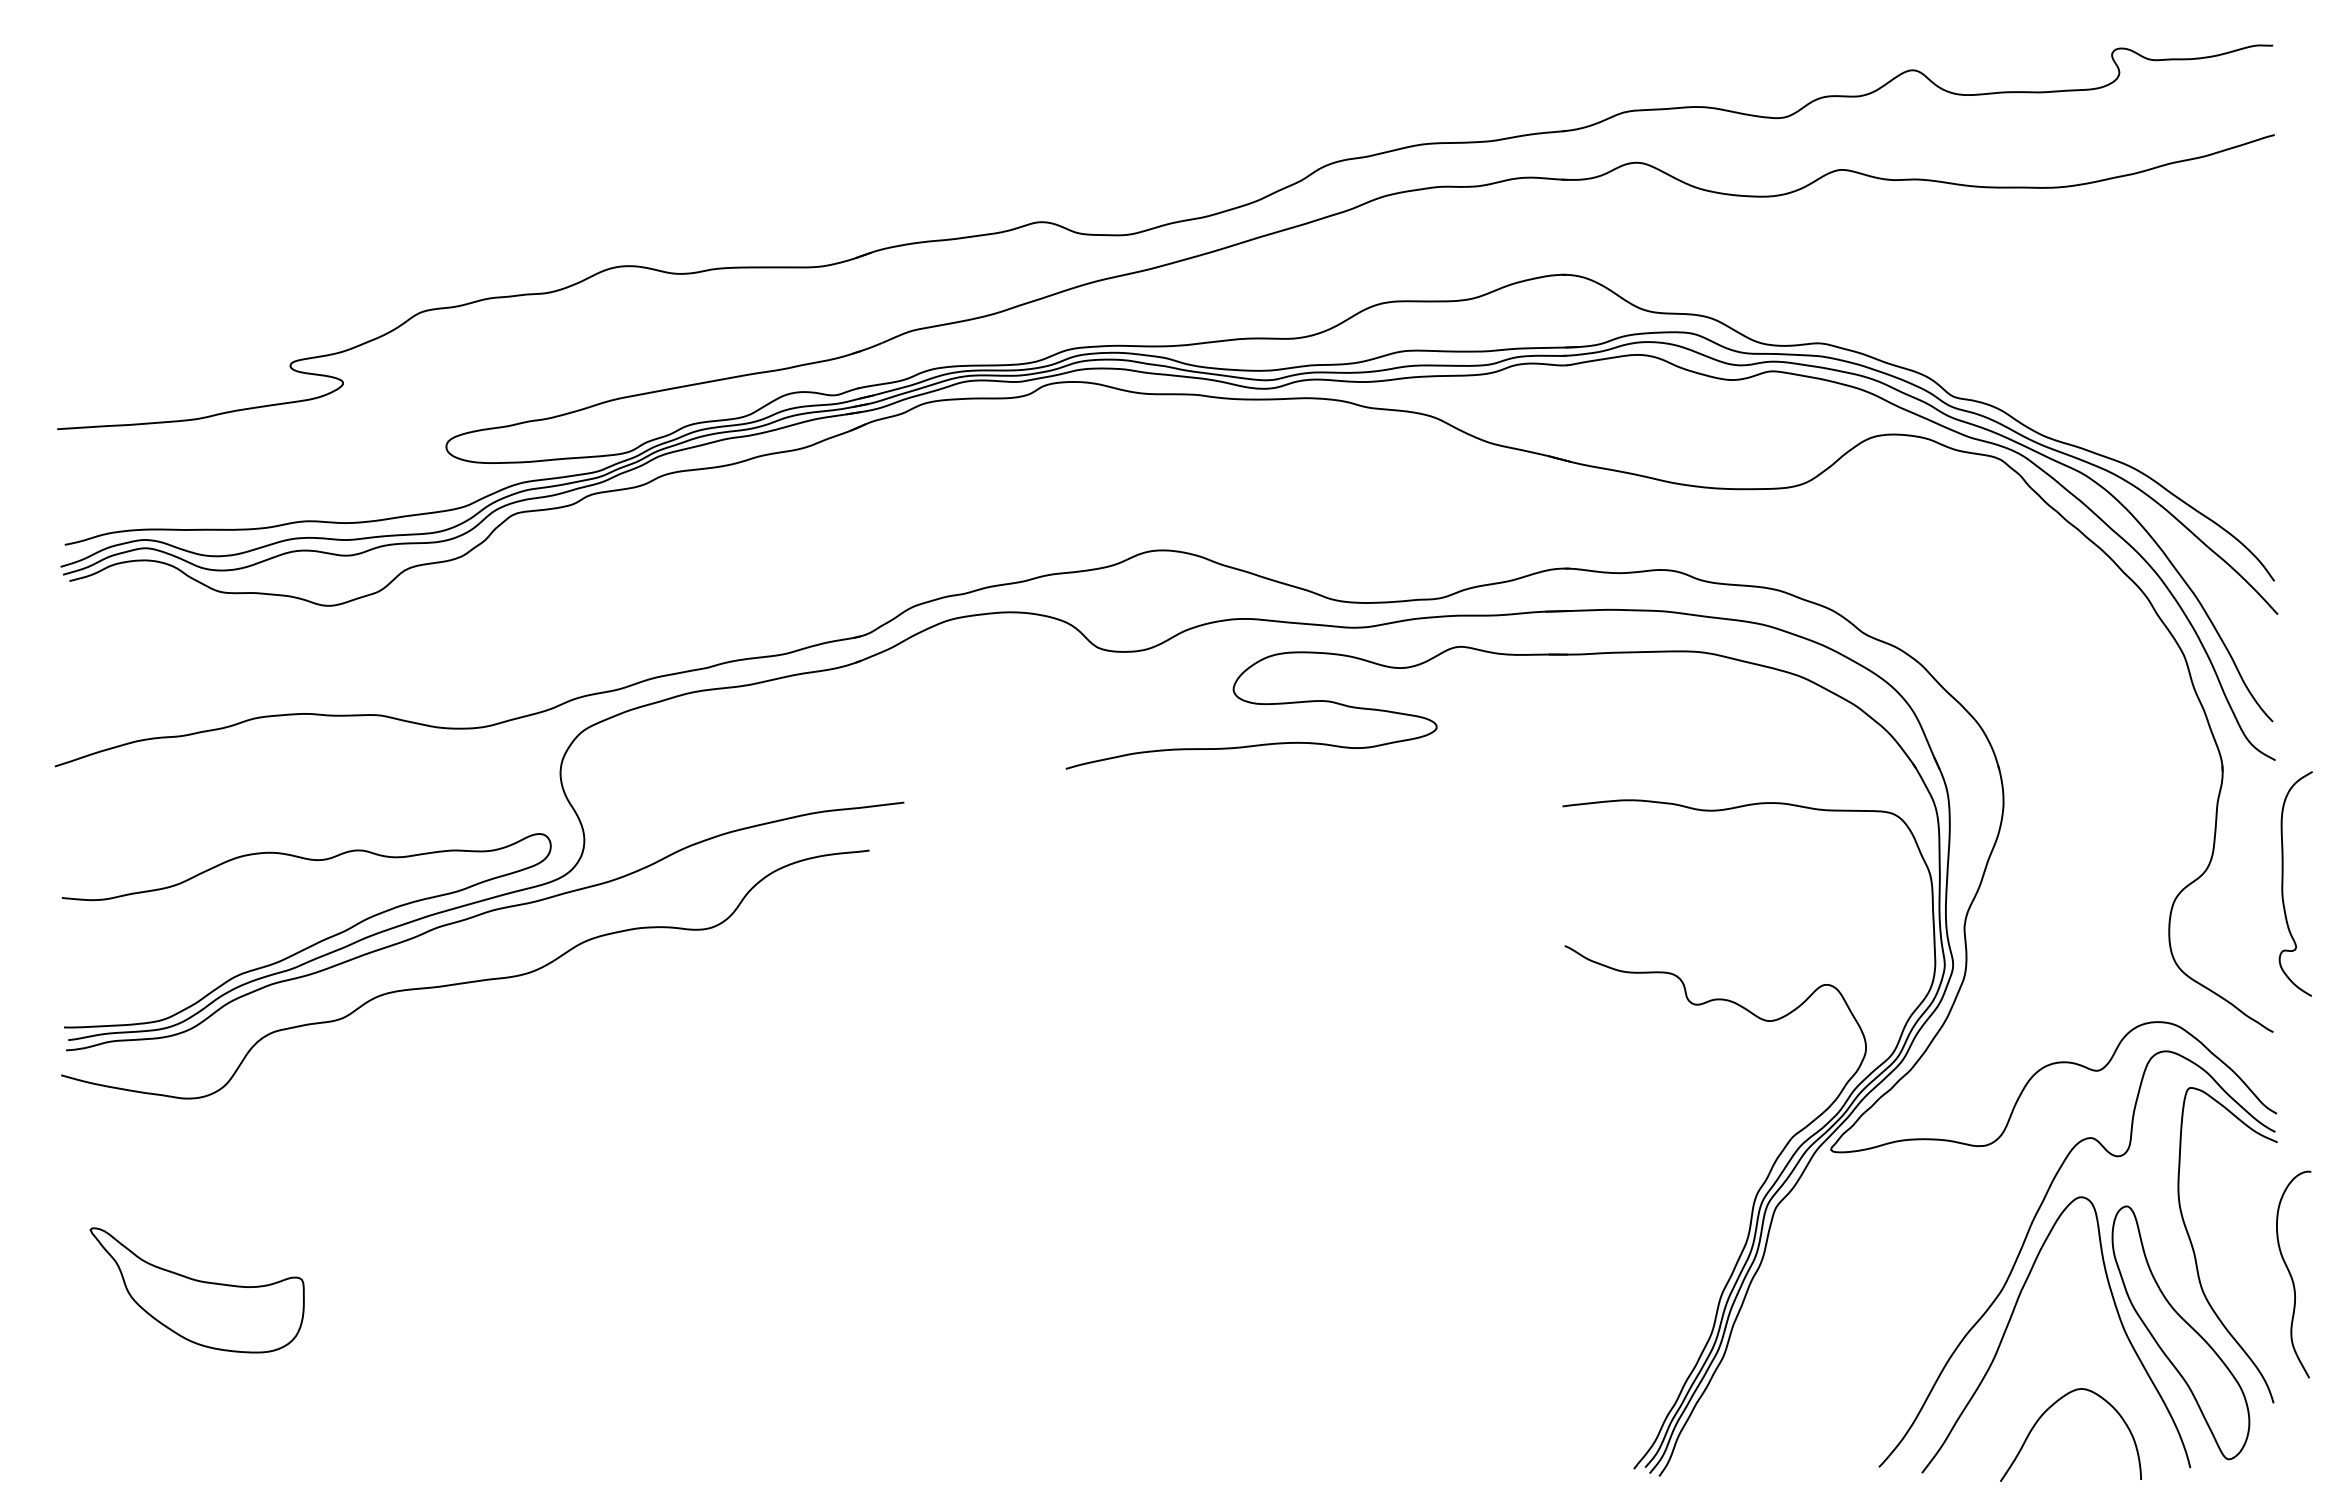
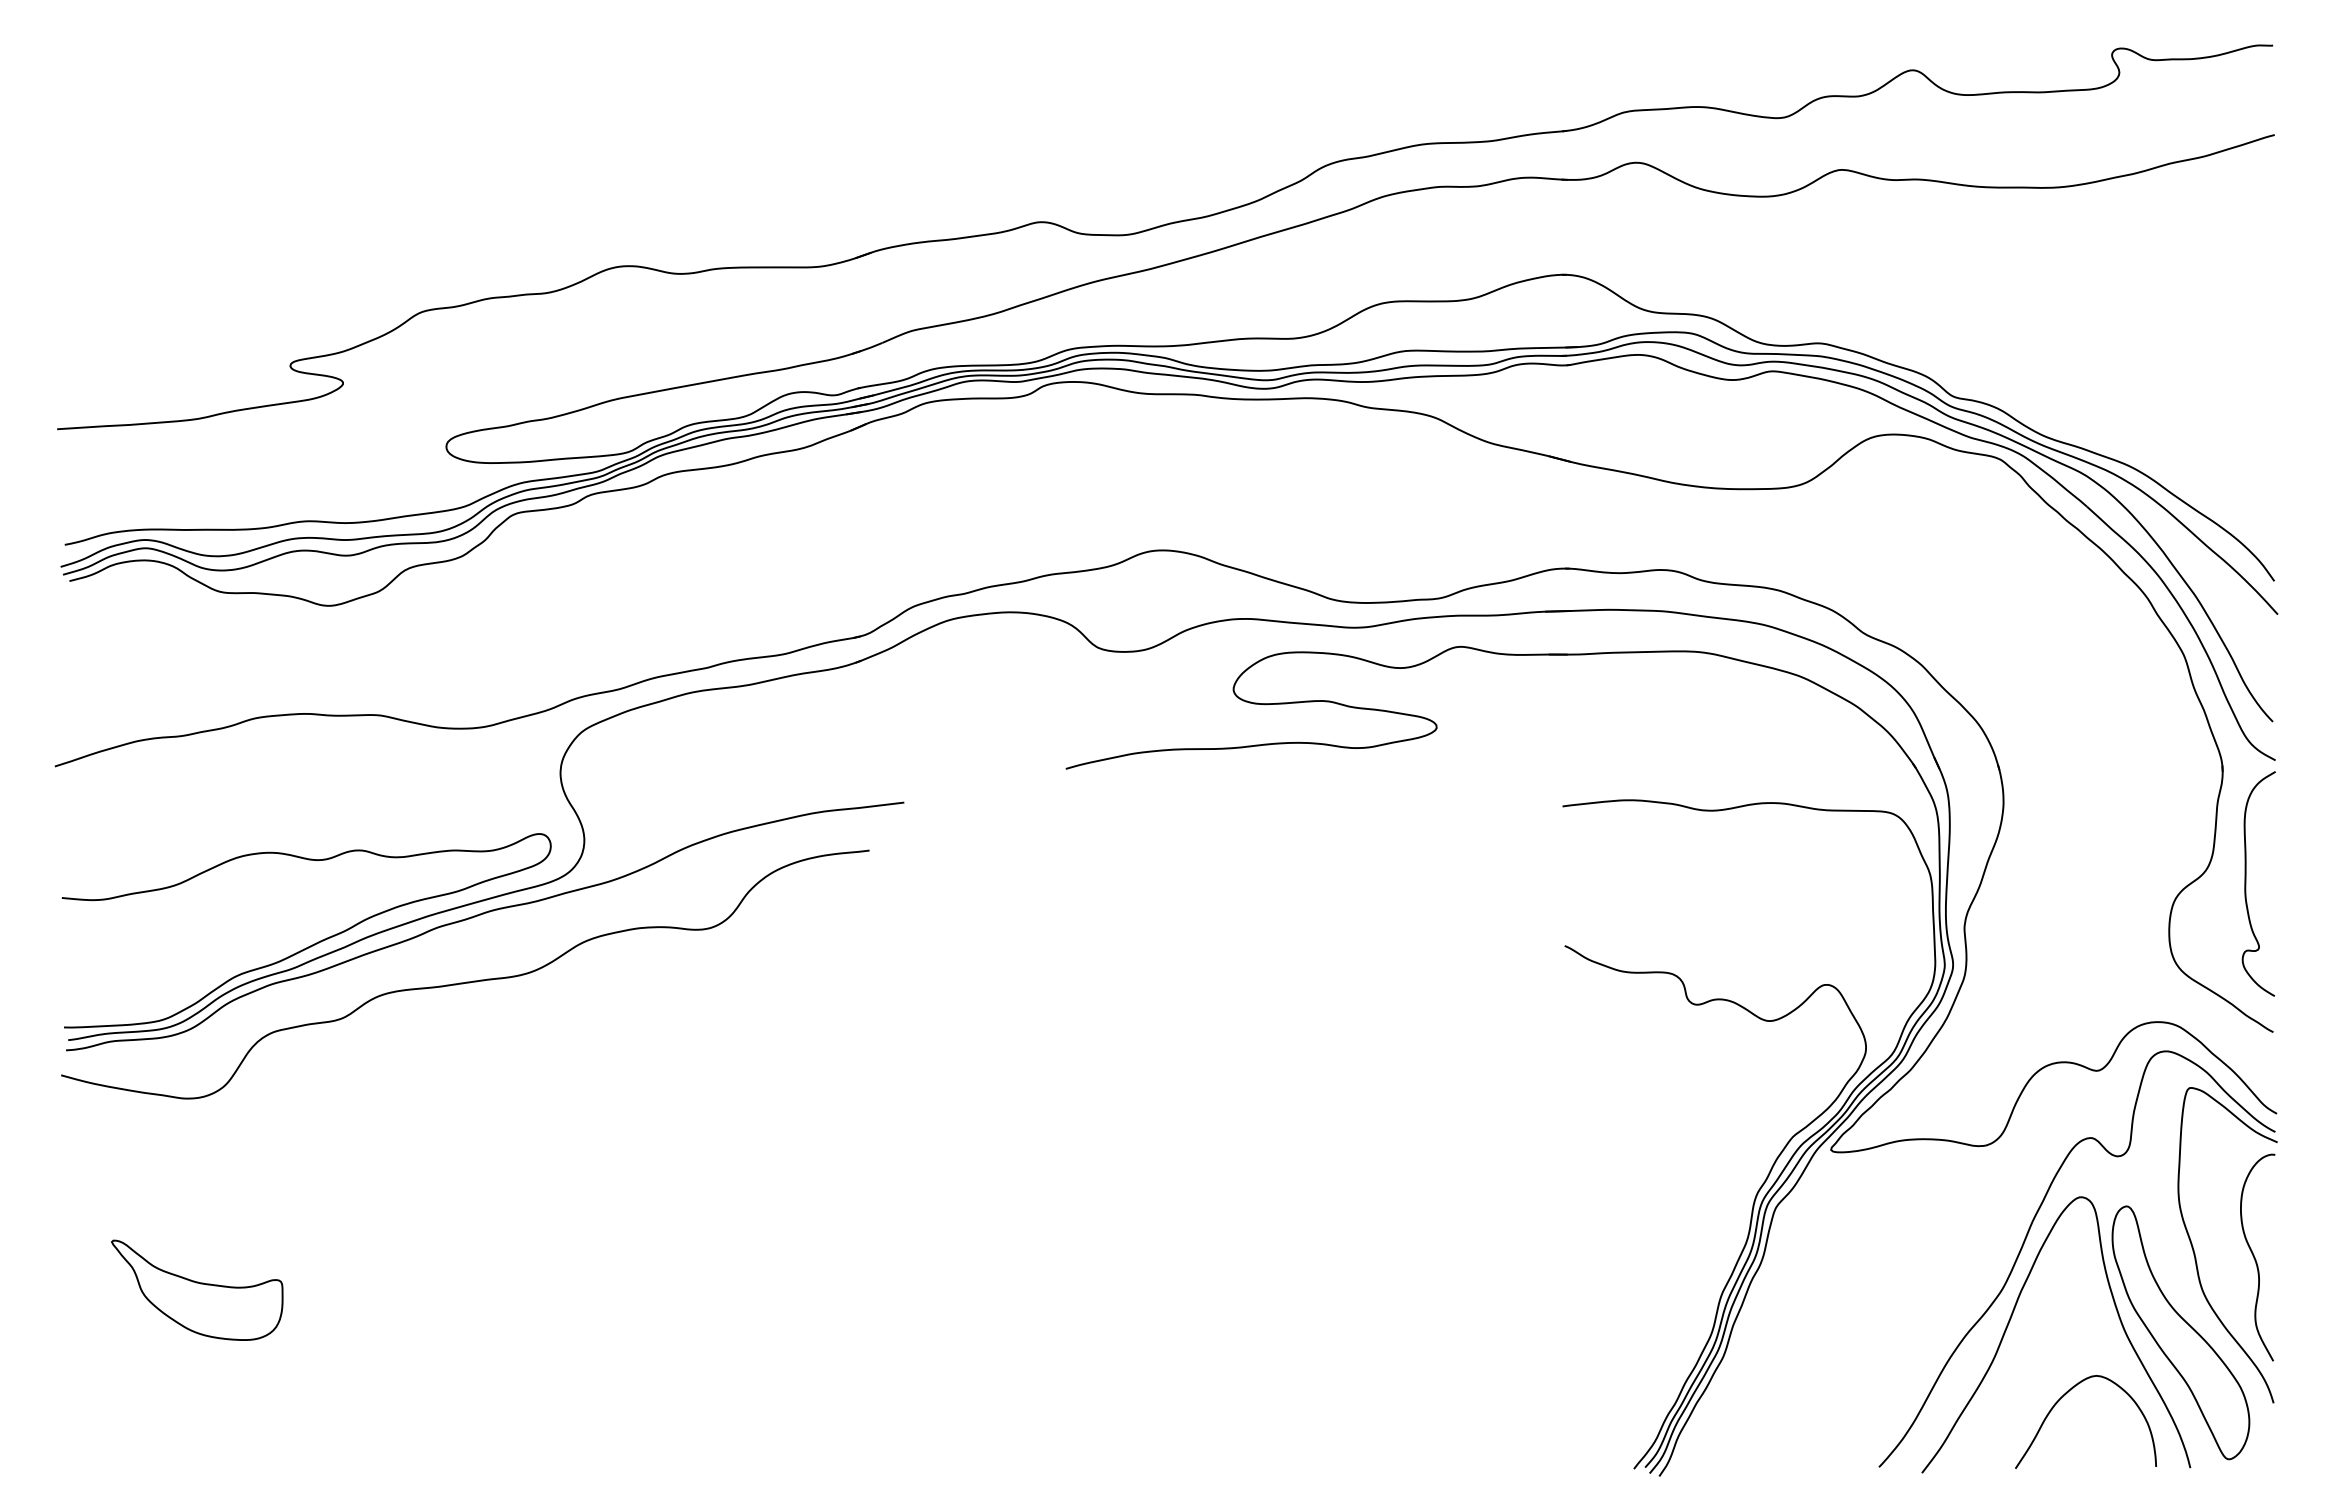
curve position: (2283, 883) -> (2246, 883) (2246, 883)
curve position: (2291, 1274) -> (2255, 1257) (2255, 1257)
part size: 216x127 px -> 173x102 px (197, 1289)
curve position: (2049, 1409) -> (2064, 1396) (2064, 1396)
